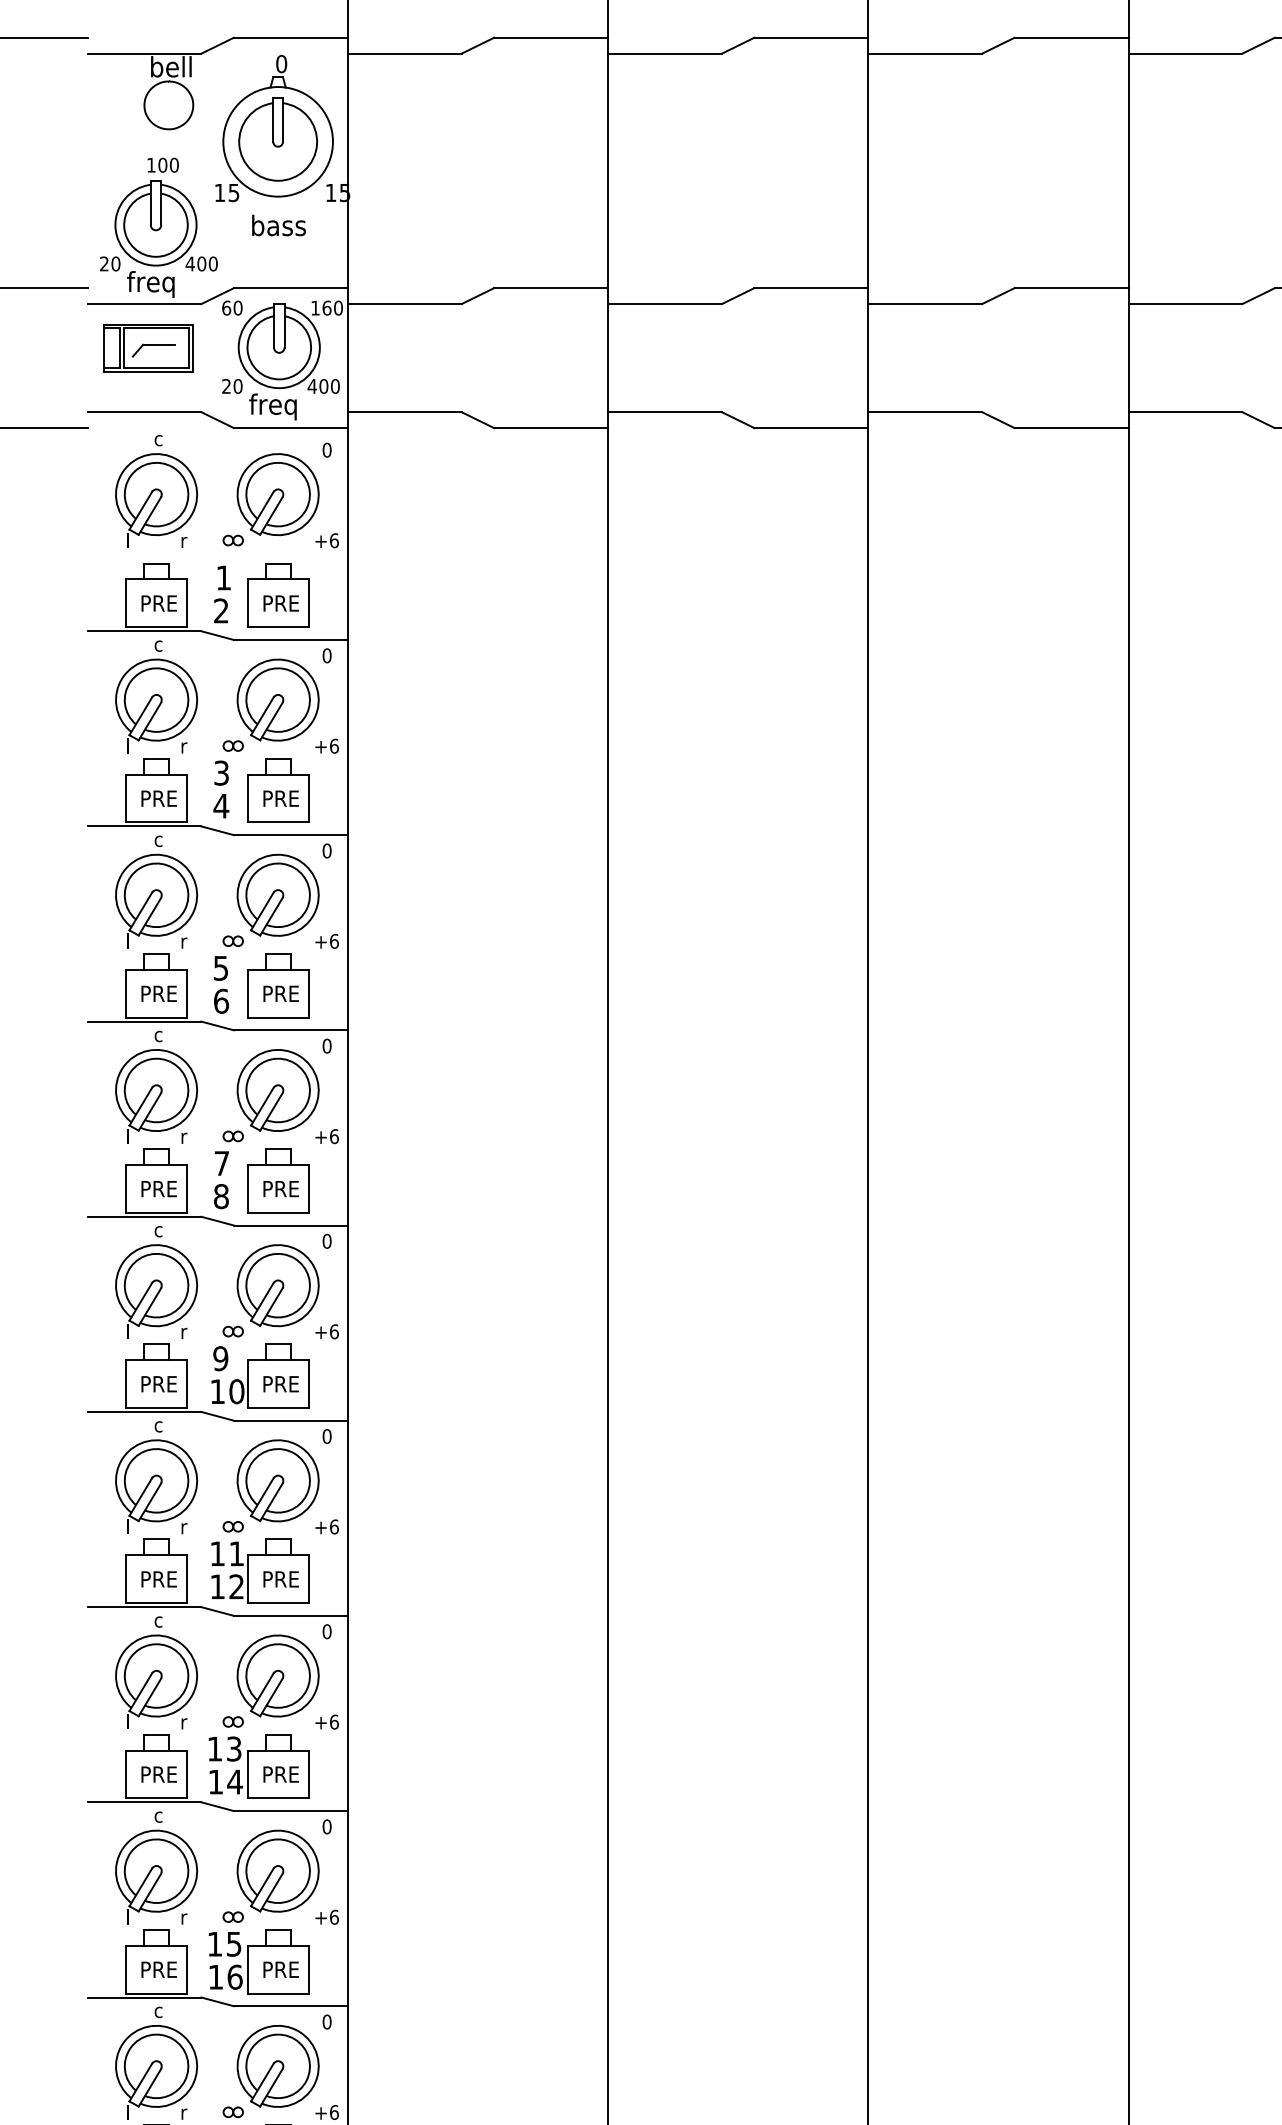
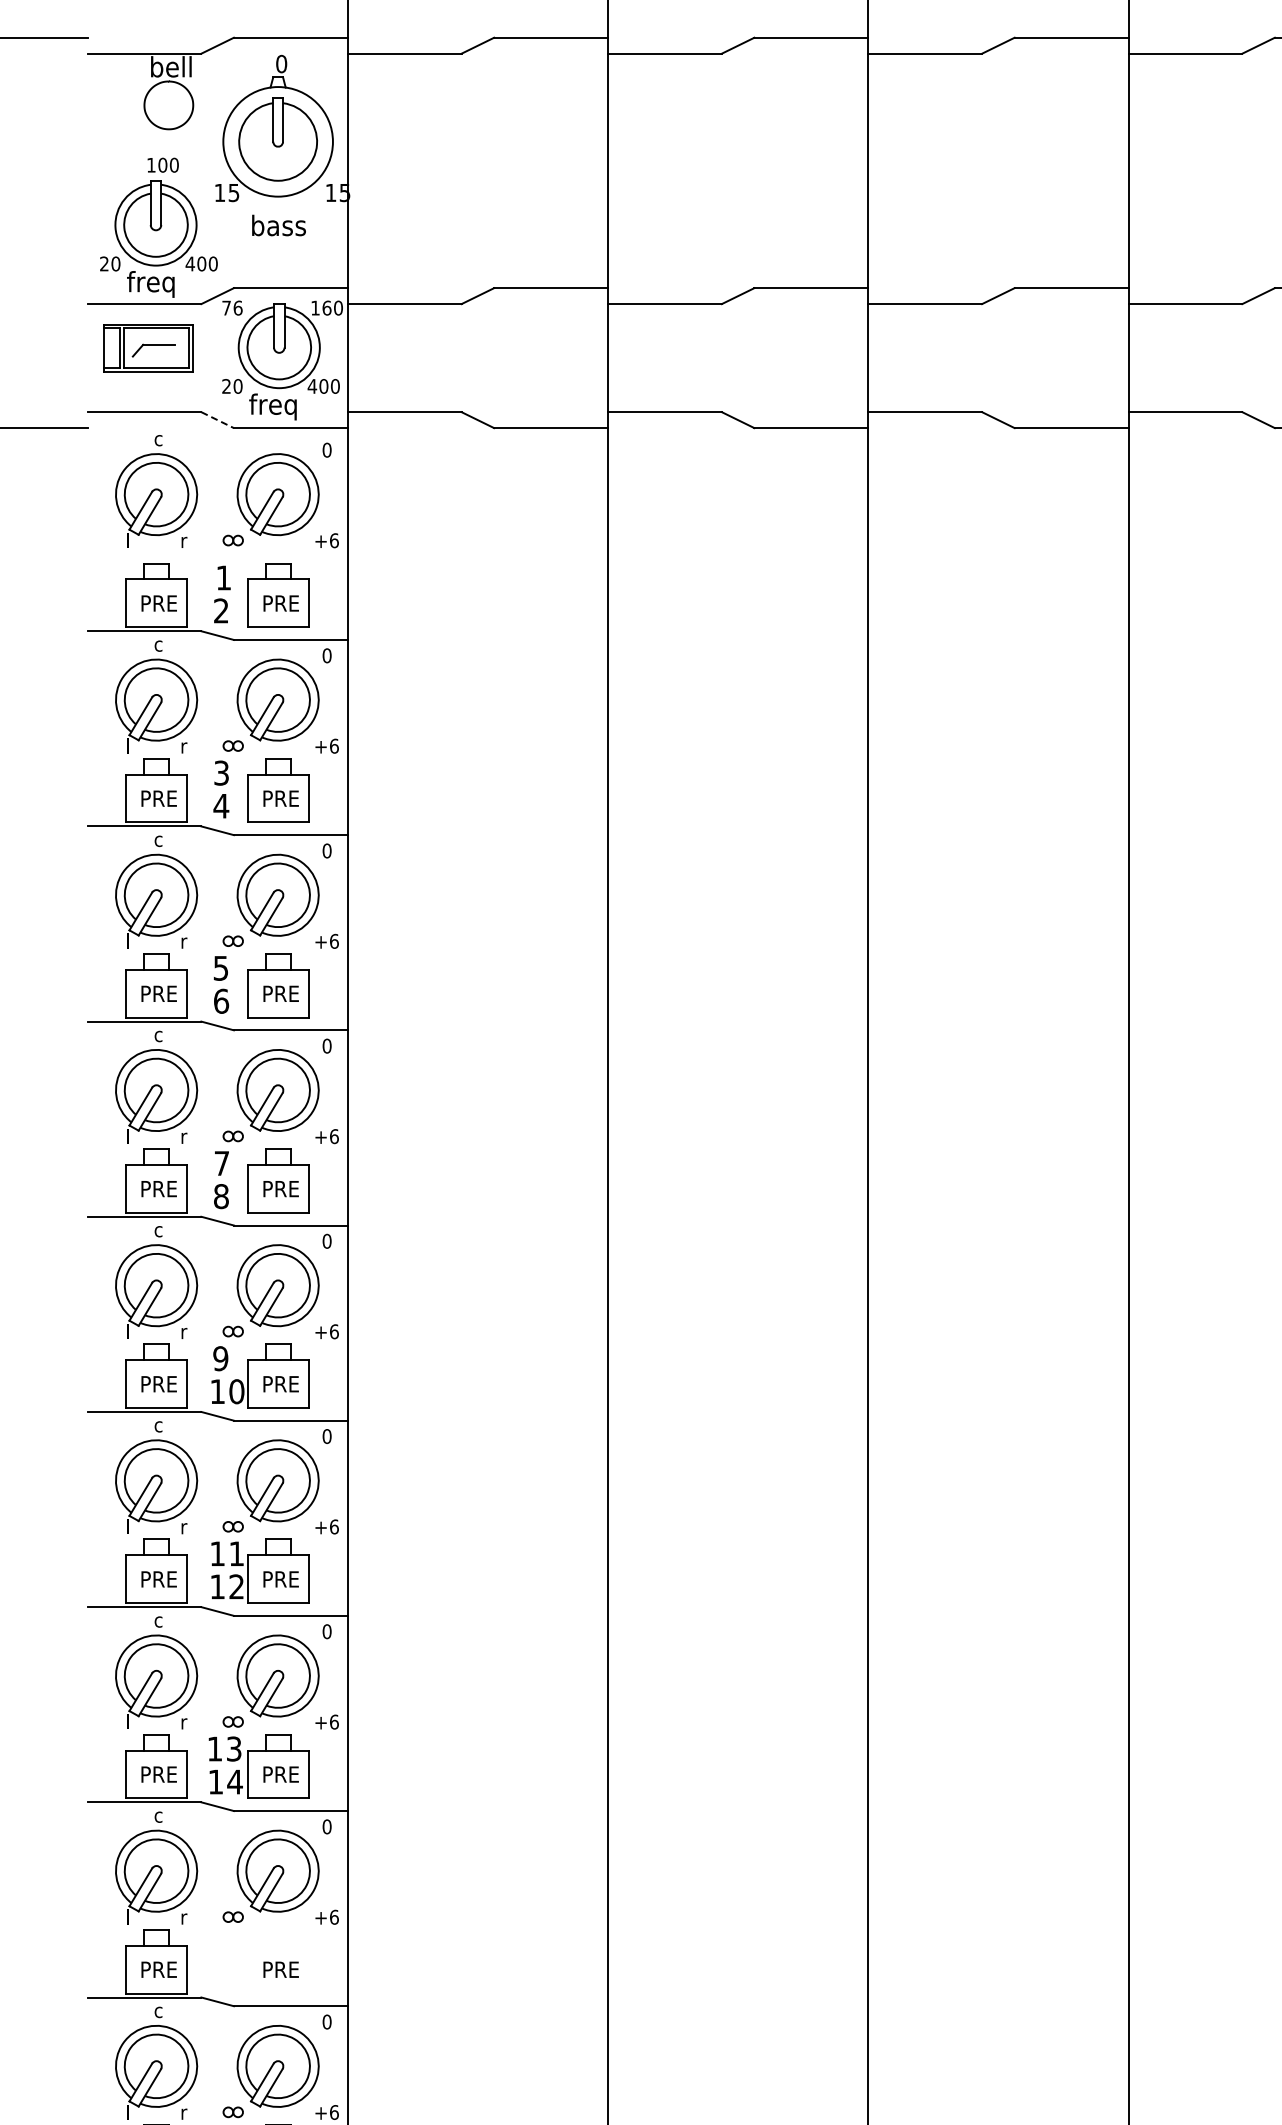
line: present -> none (44, 288)
text: 60 -> 76 (232, 307)
line: solid -> dashed (218, 420)
part: present -> none (258, 1961)
